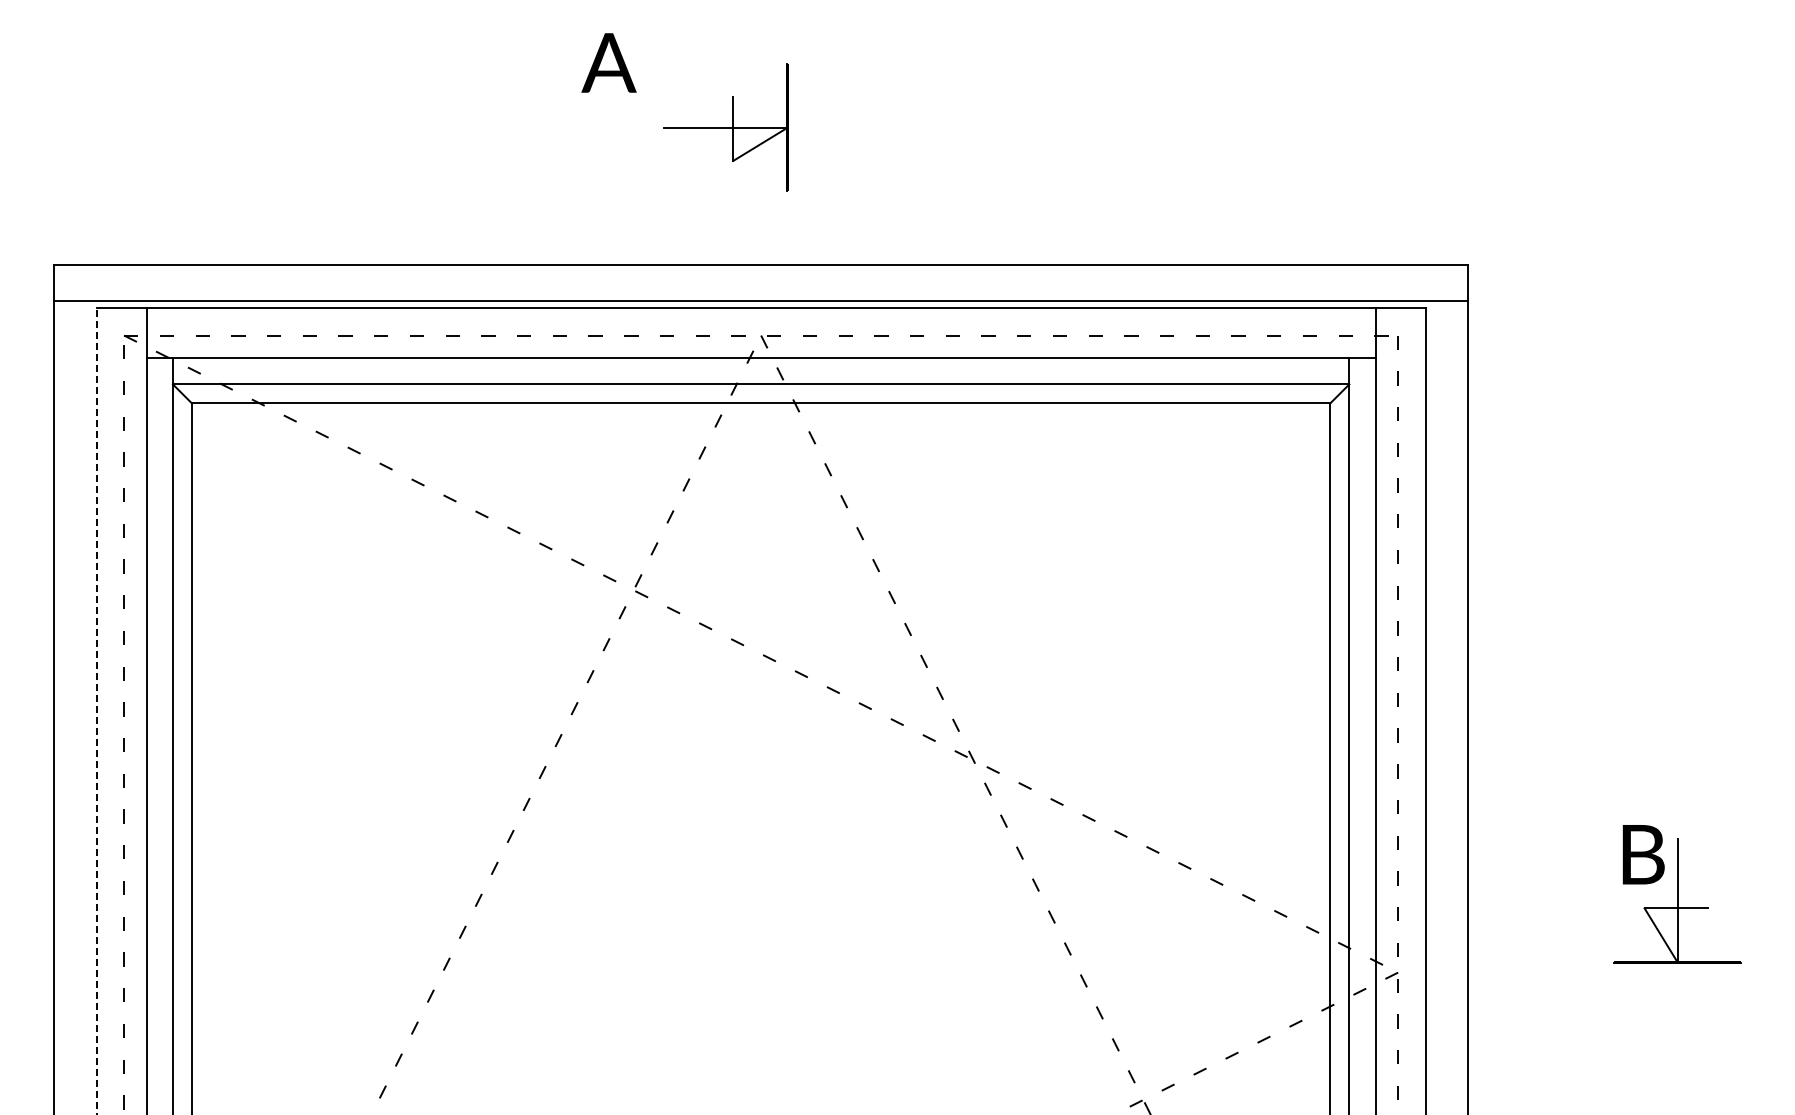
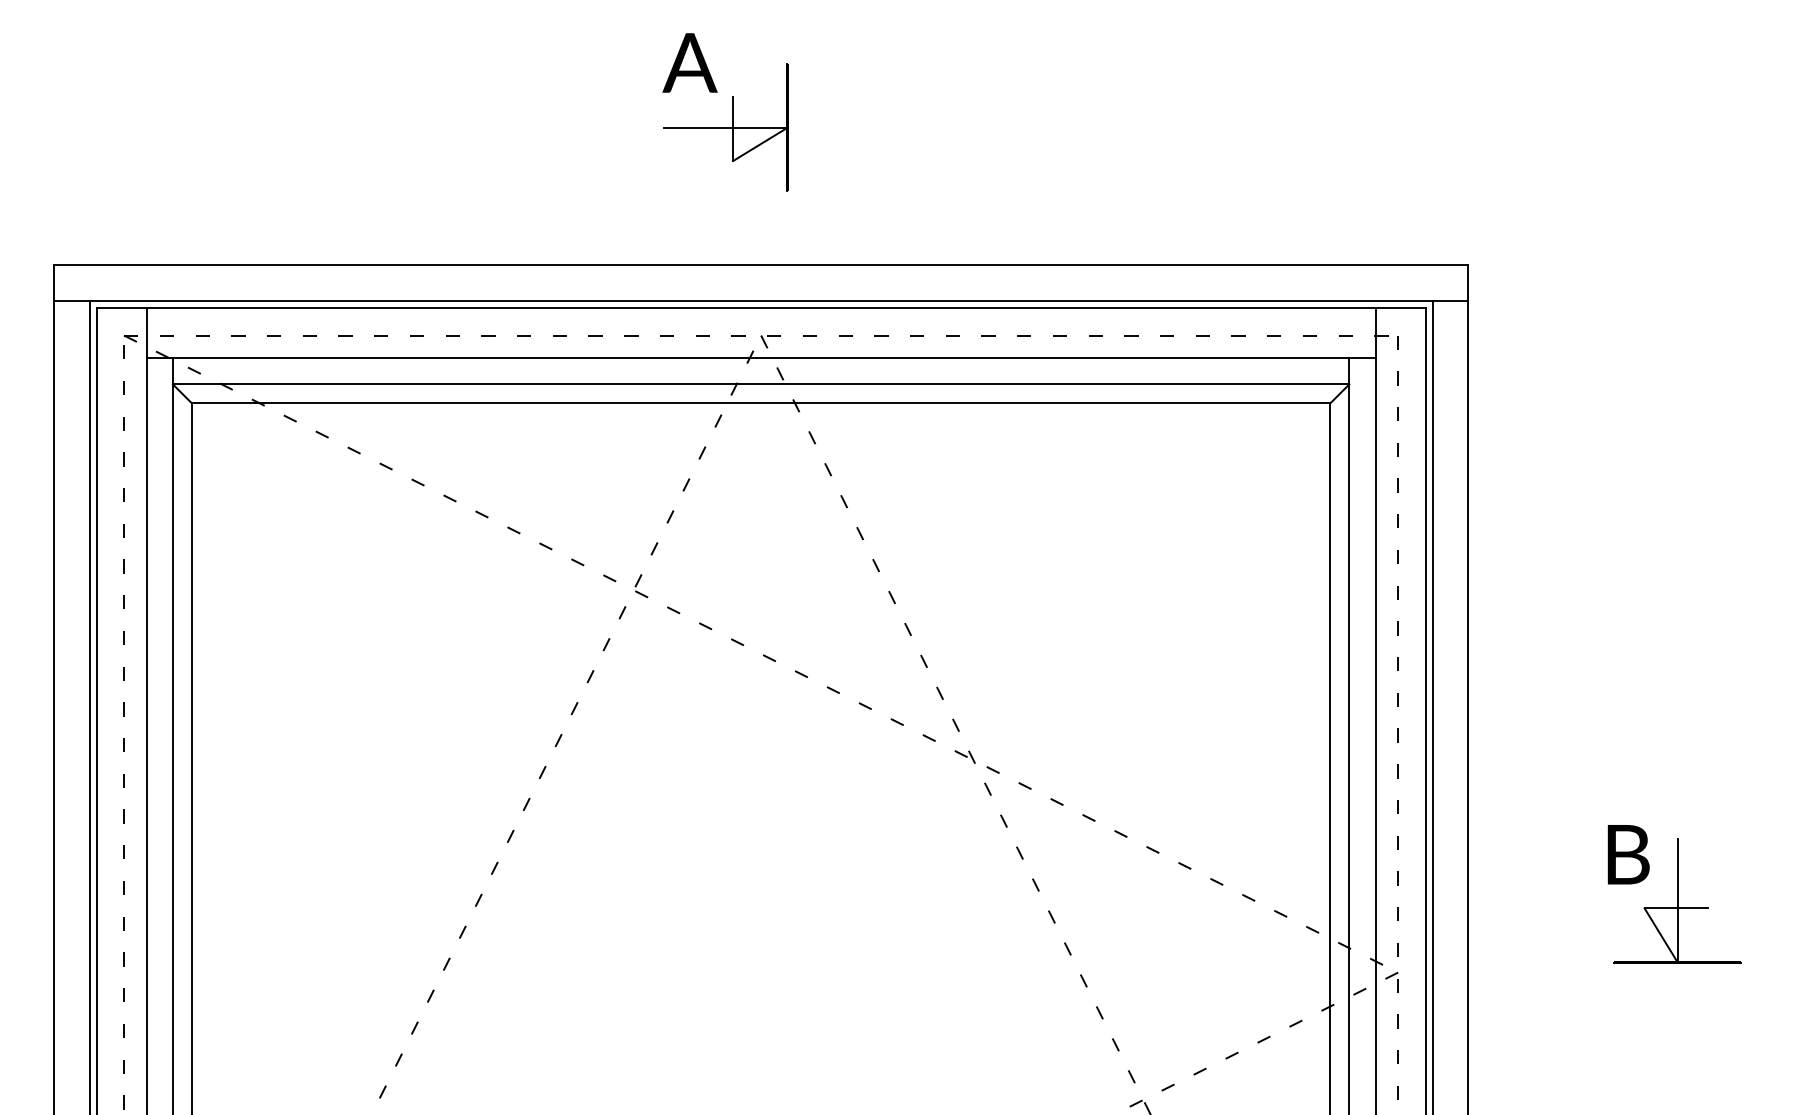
text position: (608, 62) -> (689, 62) (689, 62)
line: none -> present (89, 706)
line: none -> present (1432, 706)
line: dashed -> solid (96, 711)
text position: (1643, 854) -> (1628, 854) (1628, 854)
